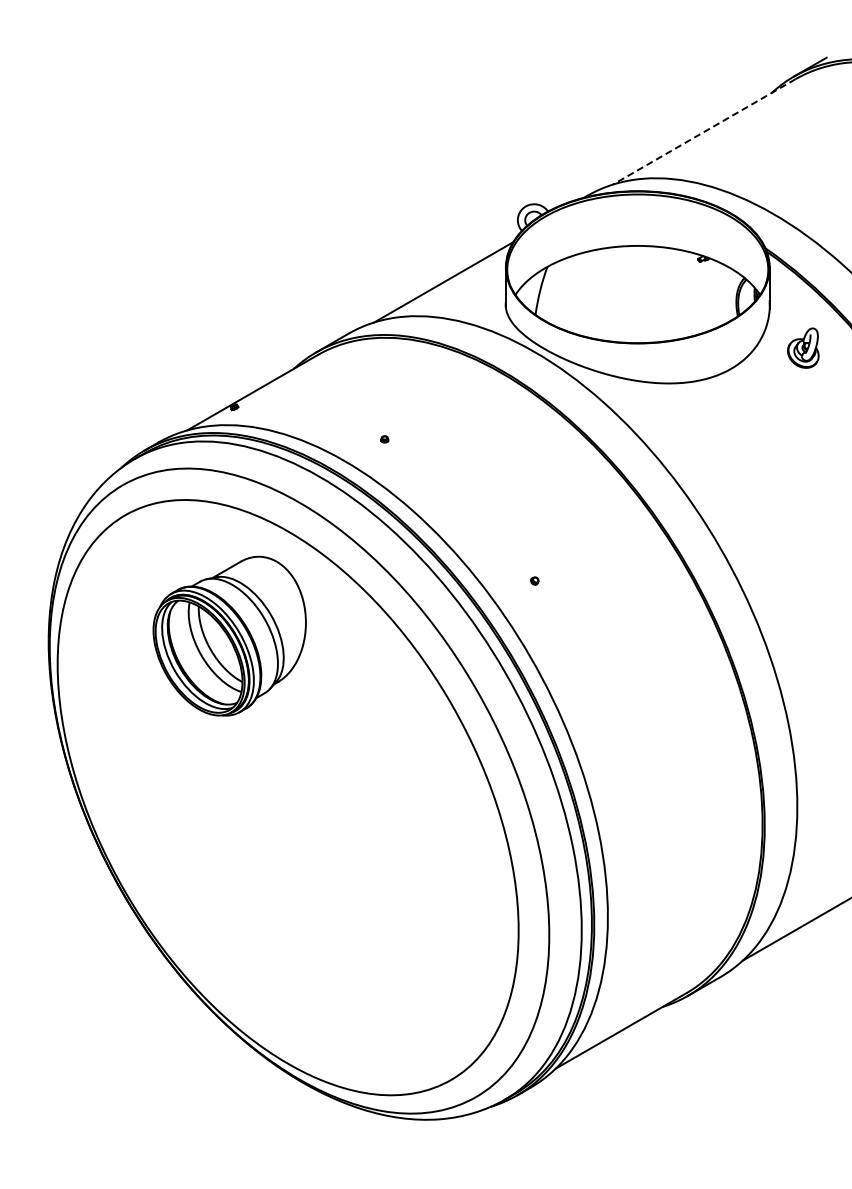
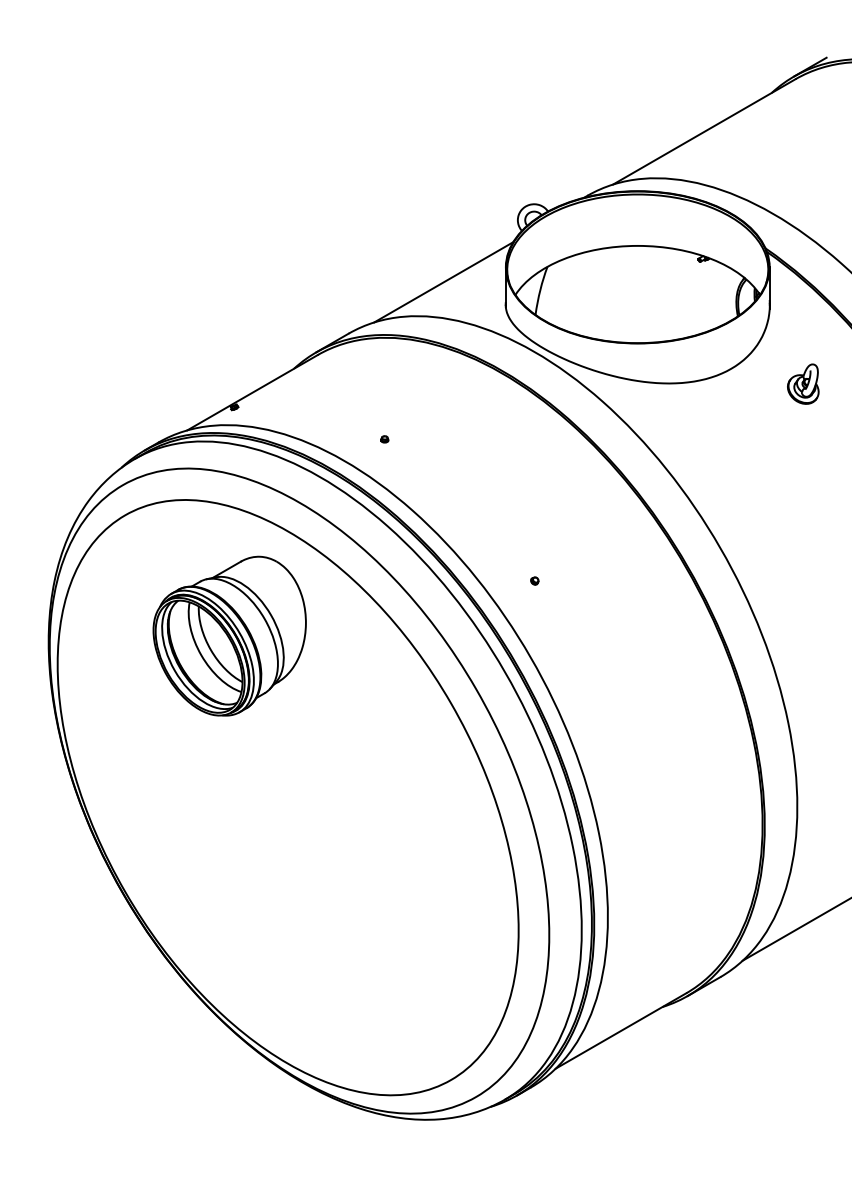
line: dashed -> solid (703, 132)
part position: (803, 347) -> (803, 383) (803, 383)
